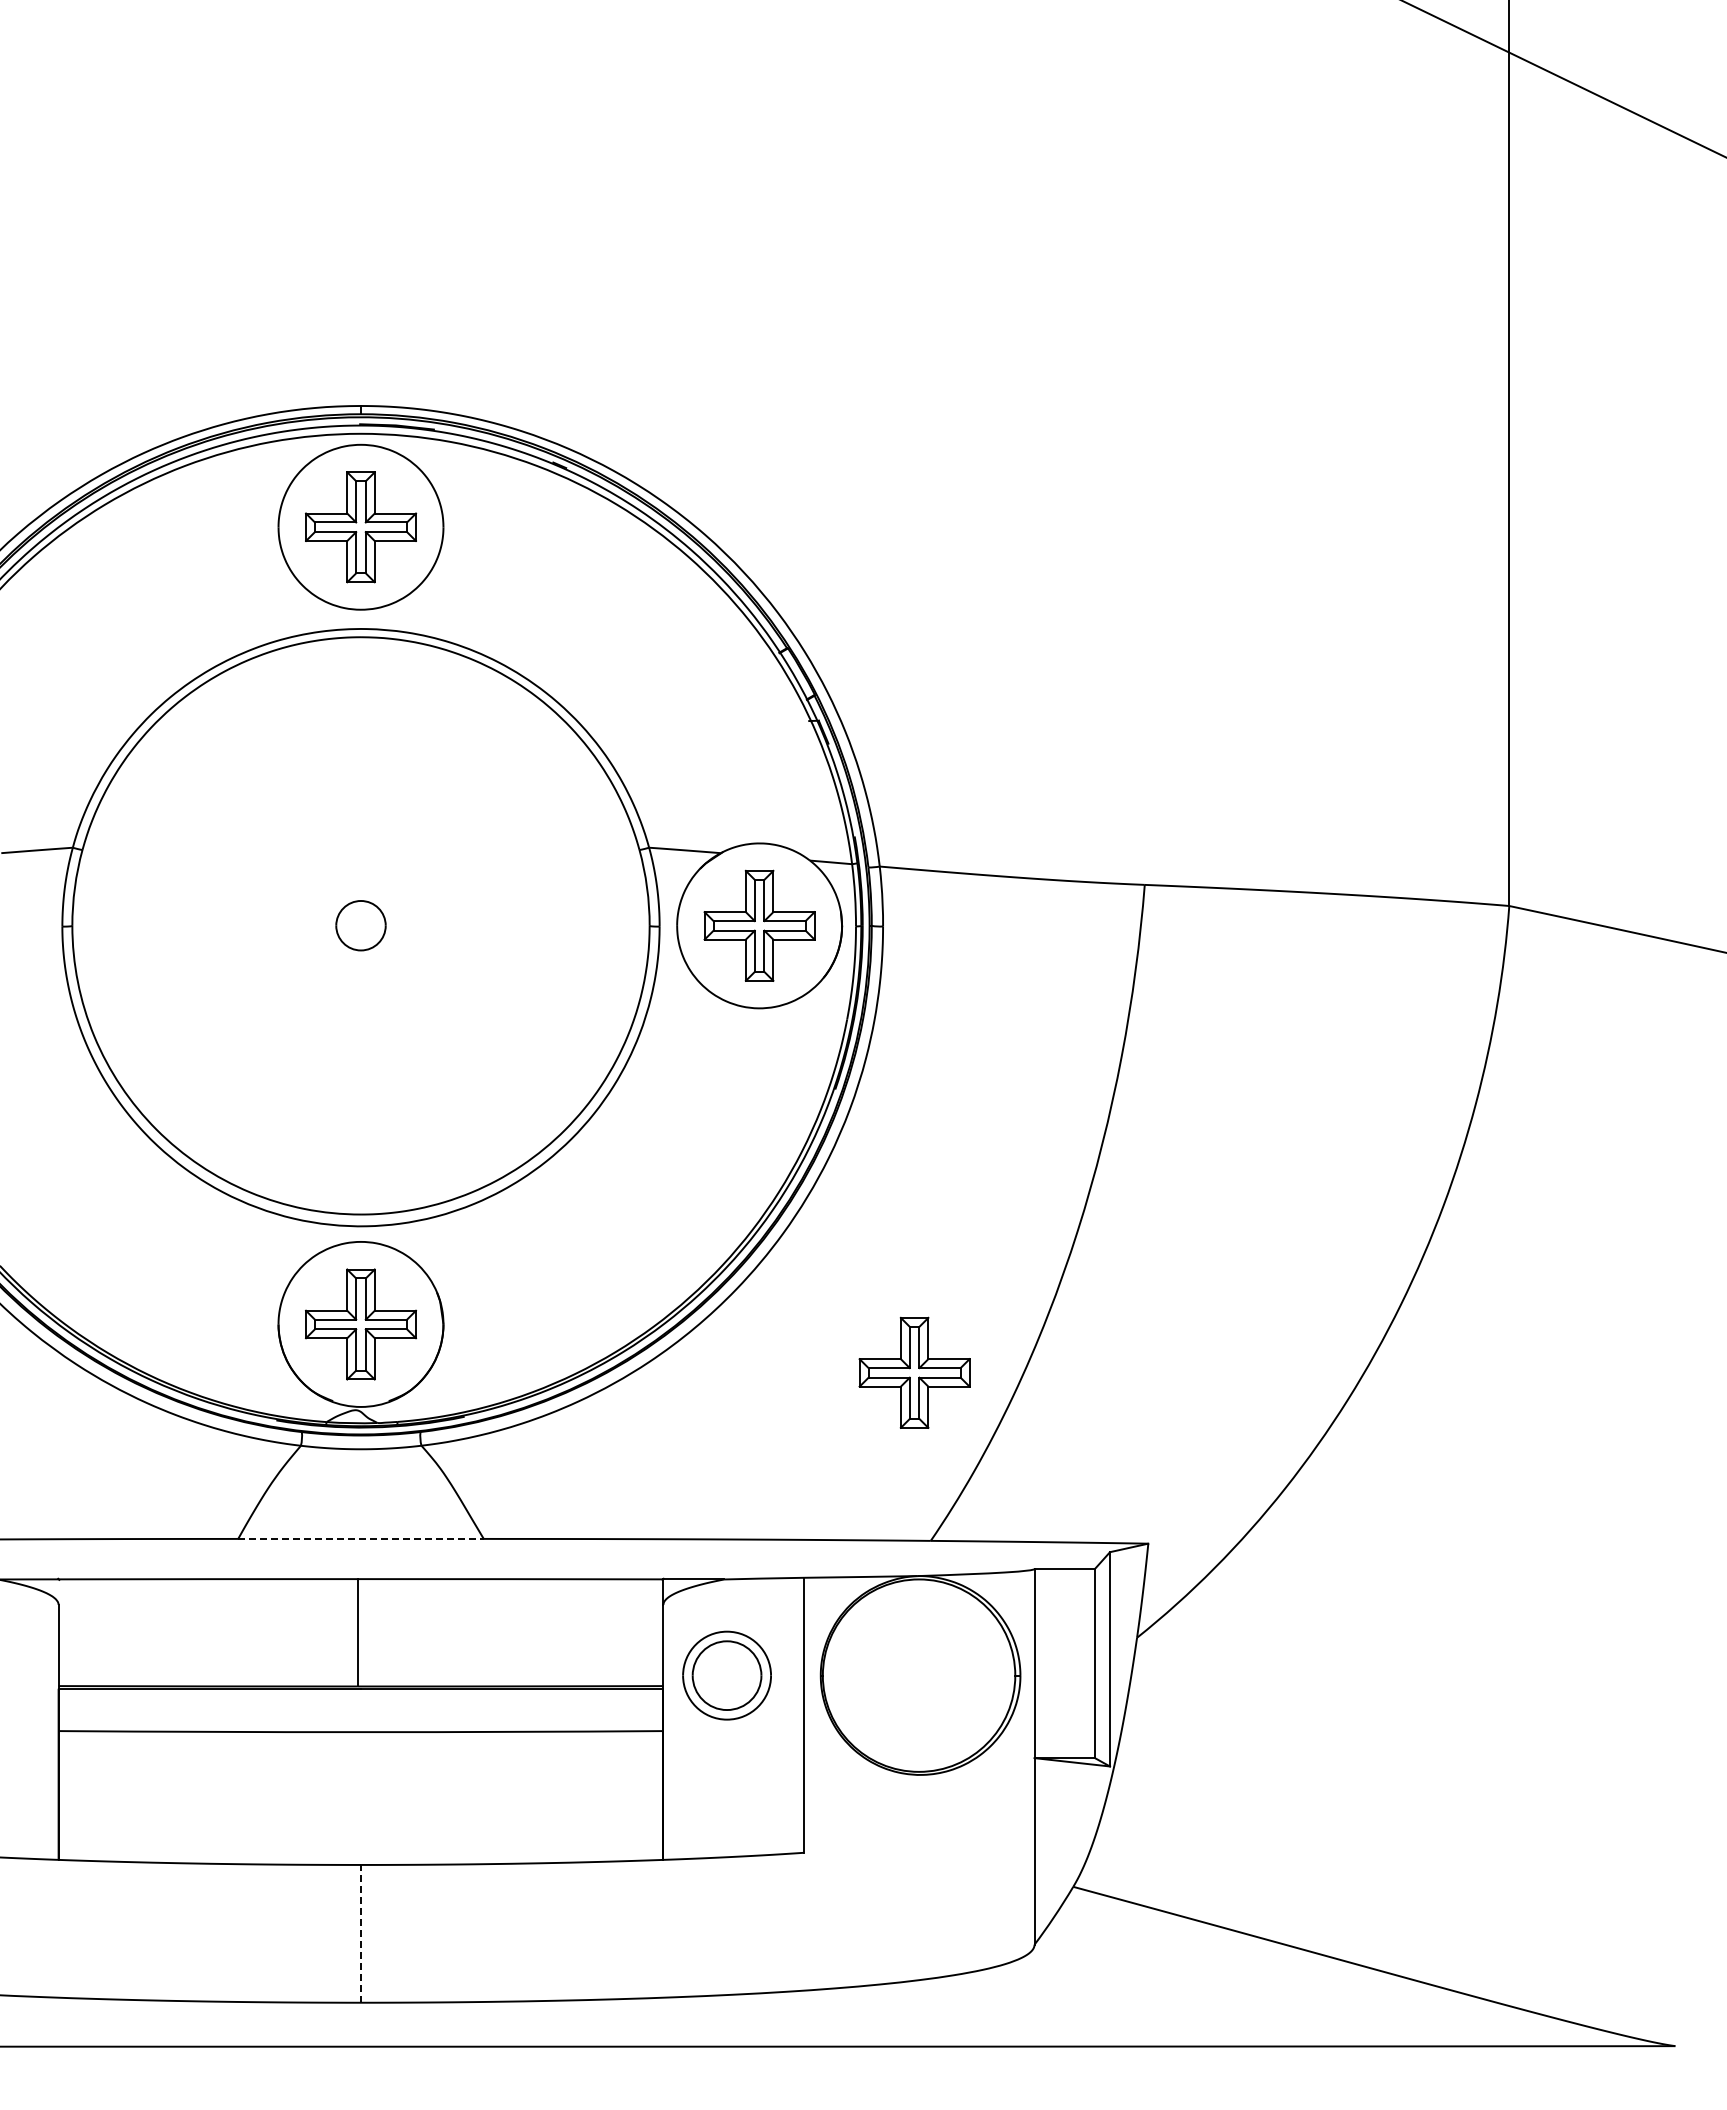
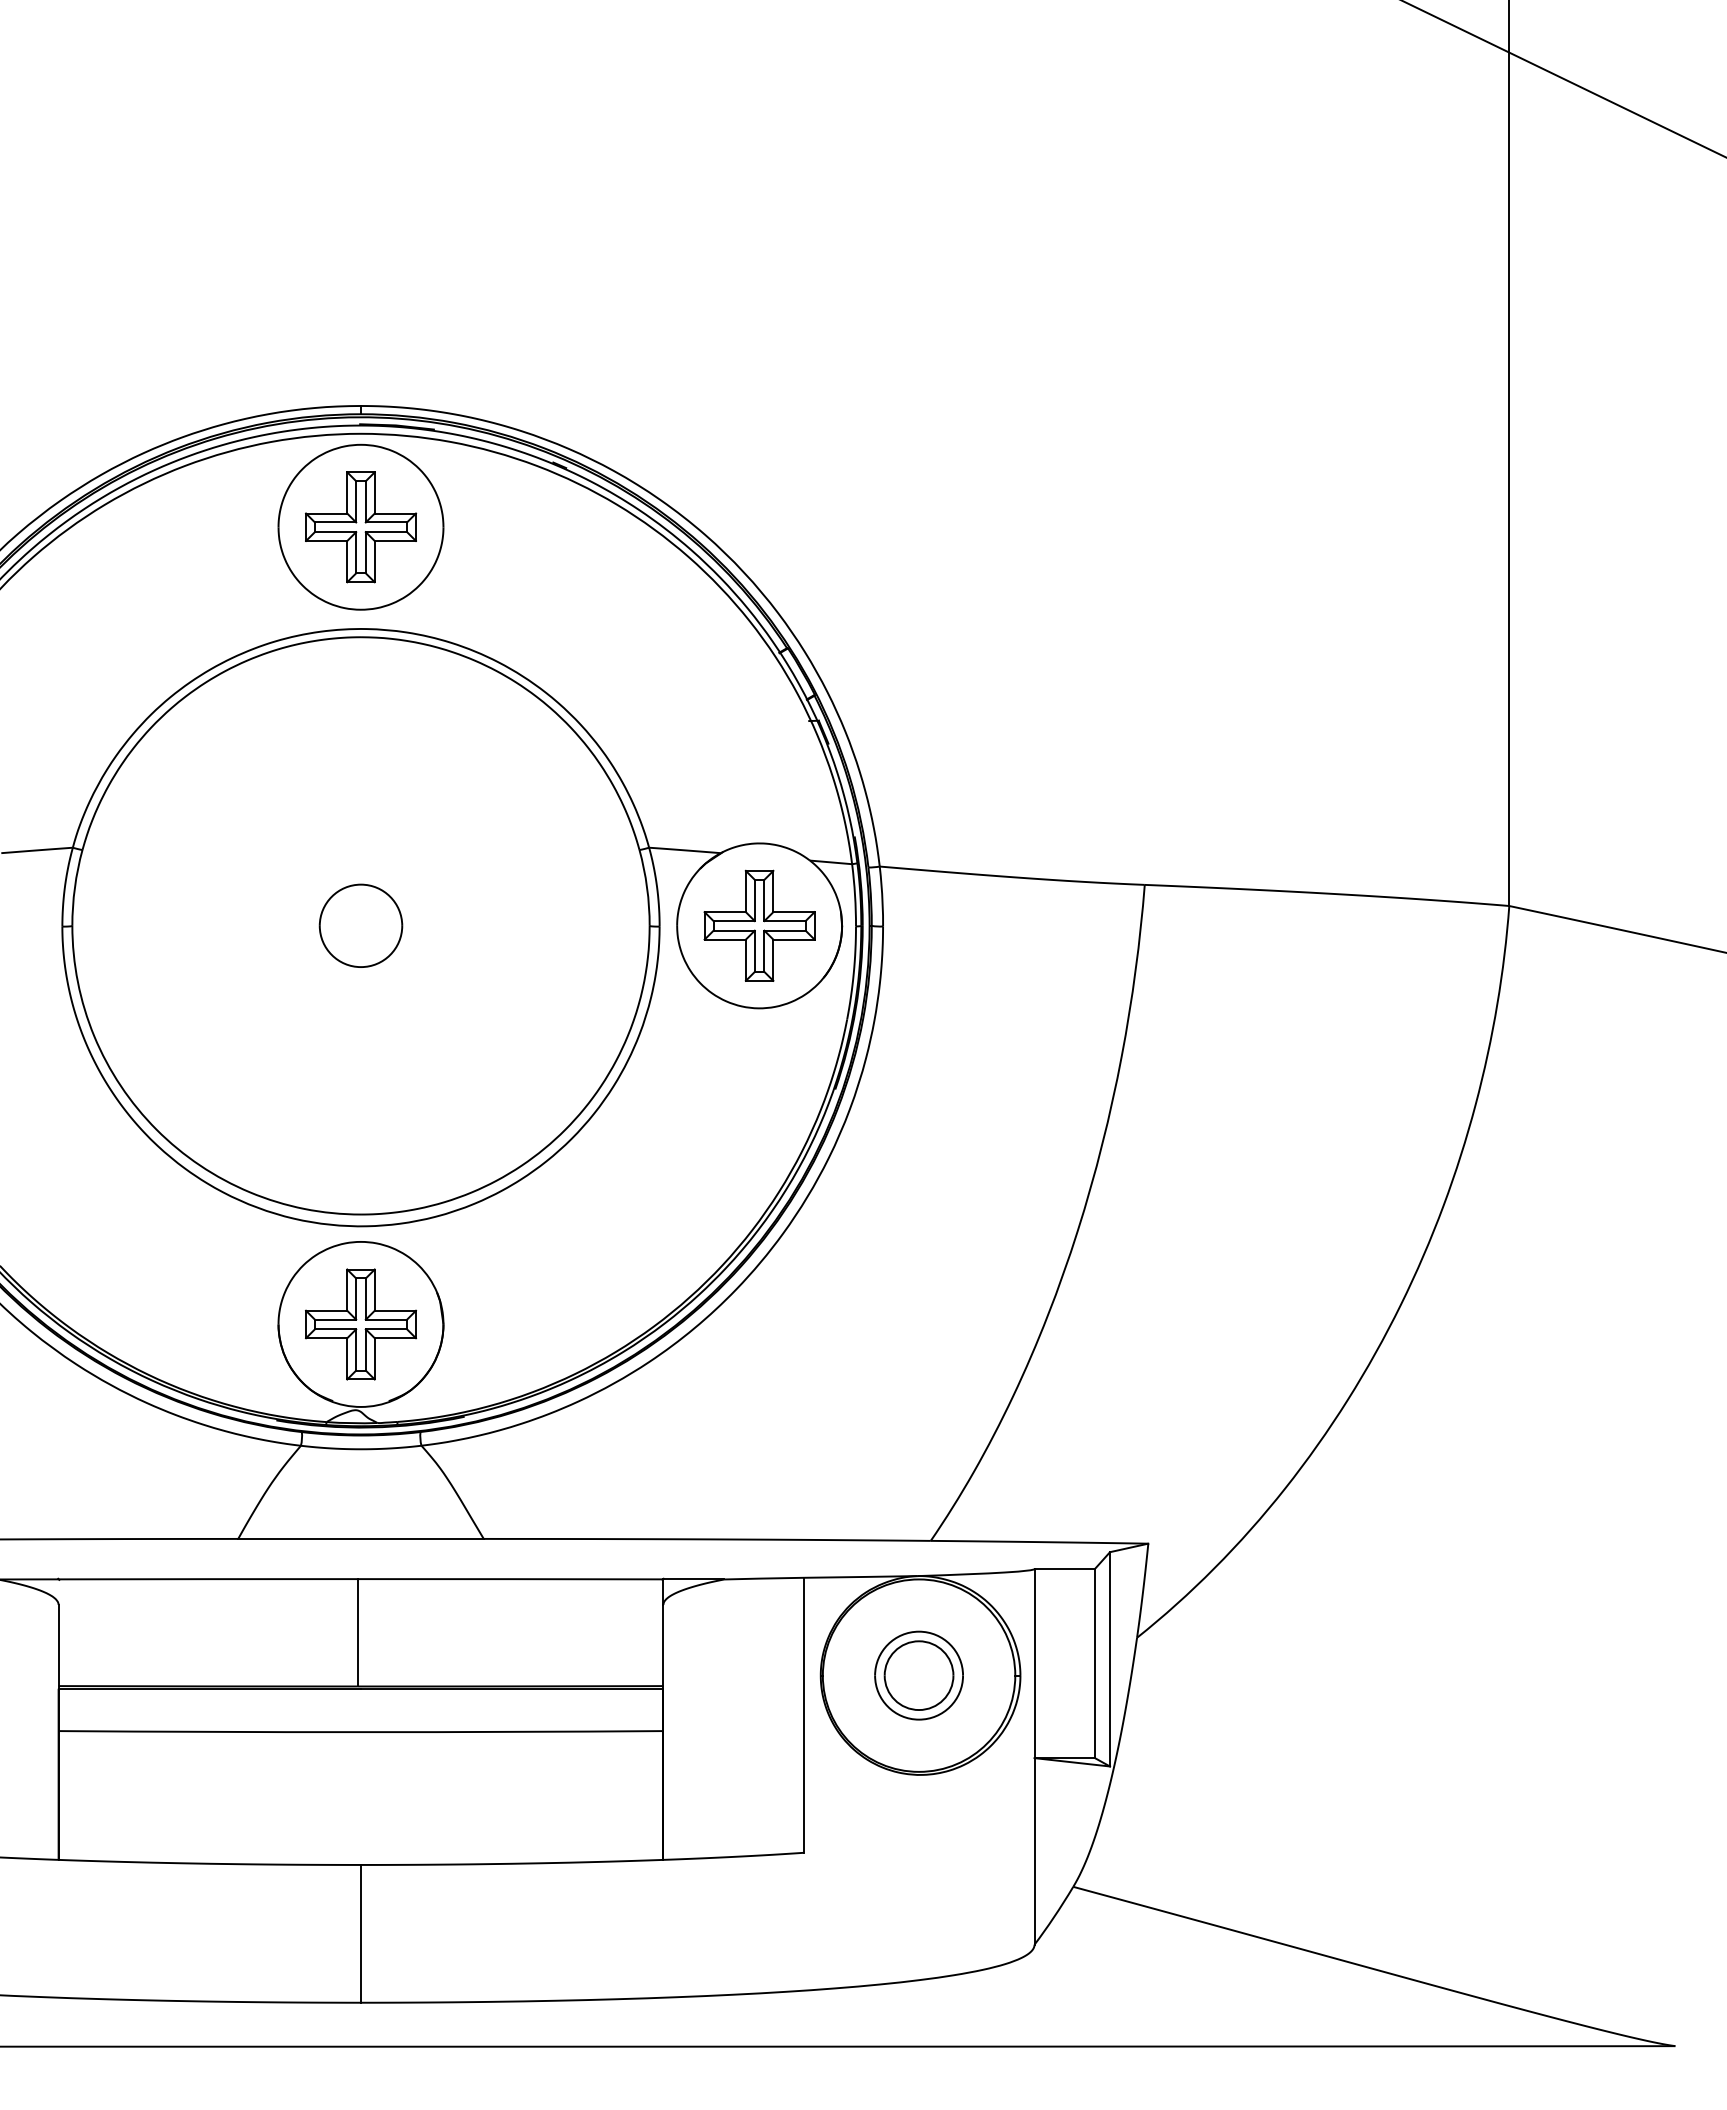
part size: 52x52 px -> 86x85 px (360, 925)
part: present -> none (914, 1372)
line: dashed -> solid (361, 1538)
part position: (726, 1675) -> (918, 1675) (918, 1675)
line: dashed -> solid (361, 1933)
